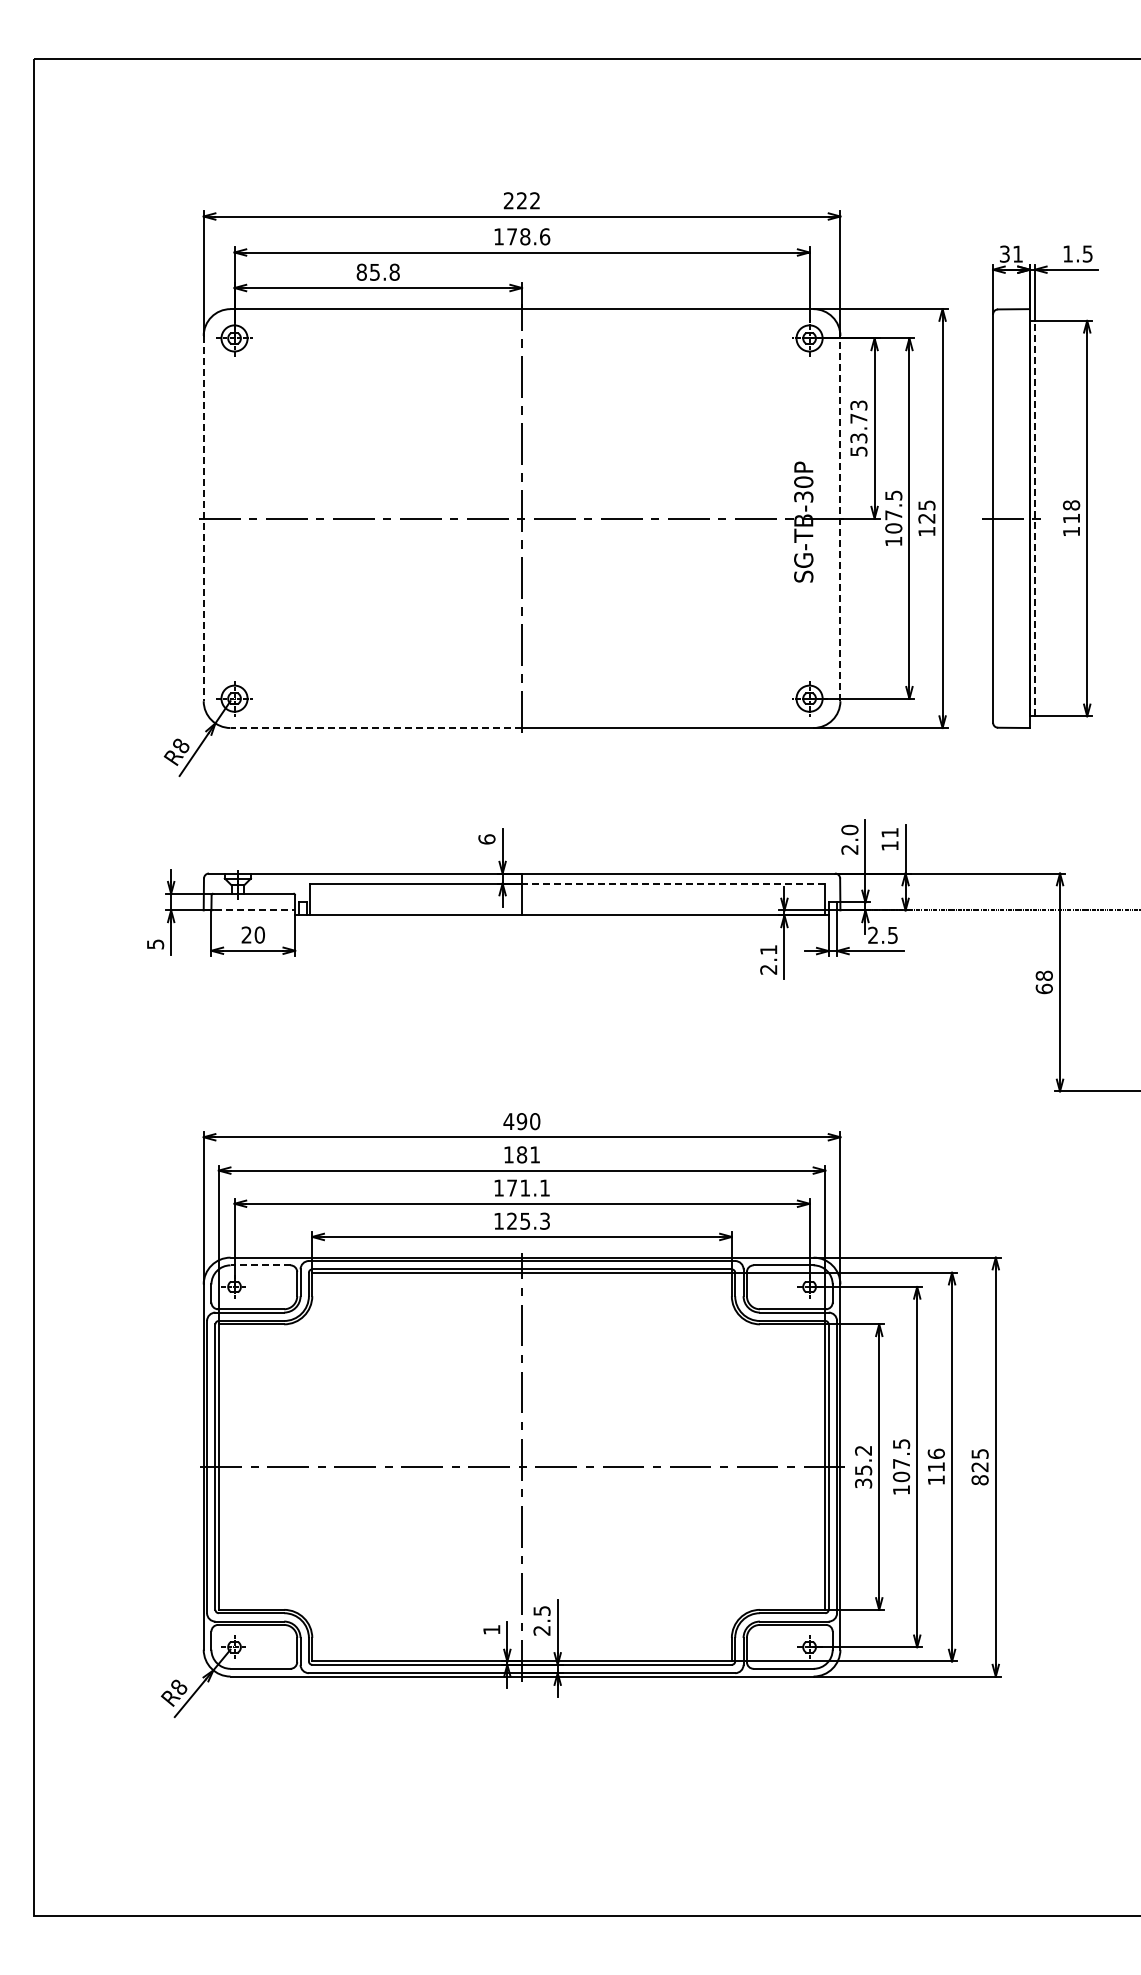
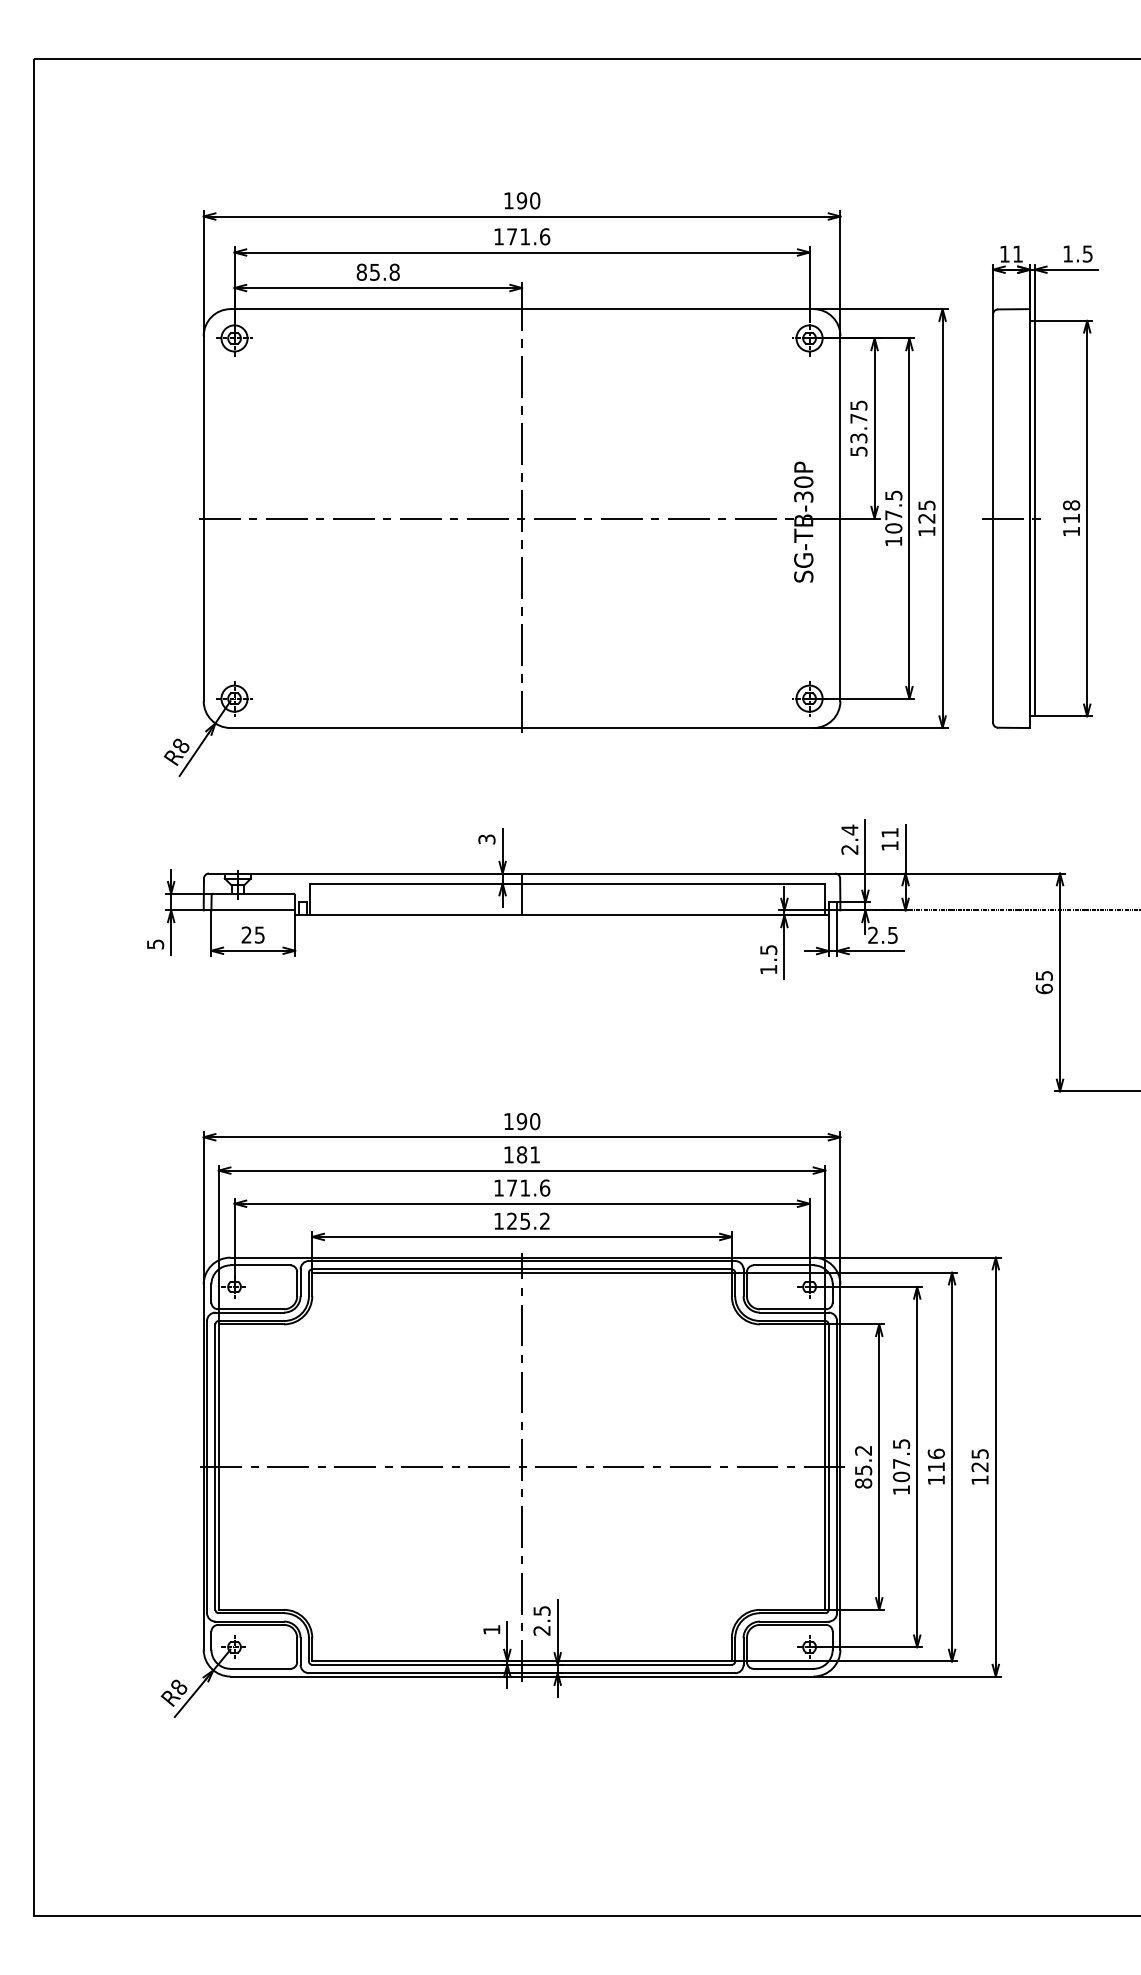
text: 222 -> 190 (521, 200)
text: 178.6 -> 171.6 (525, 236)
text: 31 -> 11 (1004, 253)
text: 53.73 -> 53.75 (858, 404)
line: dashed -> solid (203, 518)
line: dashed -> solid (840, 518)
line: dashed -> solid (1034, 518)
line: dashed -> solid (376, 728)
text: 2.0 -> 2.4 (849, 829)
text: 6 -> 3 (486, 839)
line: dashed -> solid (673, 883)
line: dashed -> solid (249, 910)
text: 20 -> 25 (259, 934)
text: 2.1 -> 1.5 (768, 959)
text: 68 -> 65 (1043, 975)
text: 490 -> 190 (508, 1121)
text: 171.1 -> 171.6 (545, 1187)
text: 125.3 -> 125.2 (544, 1221)
line: dashed -> solid (260, 1265)
text: 825 -> 125 (979, 1480)
text: 35.2 -> 85.2 (863, 1483)
